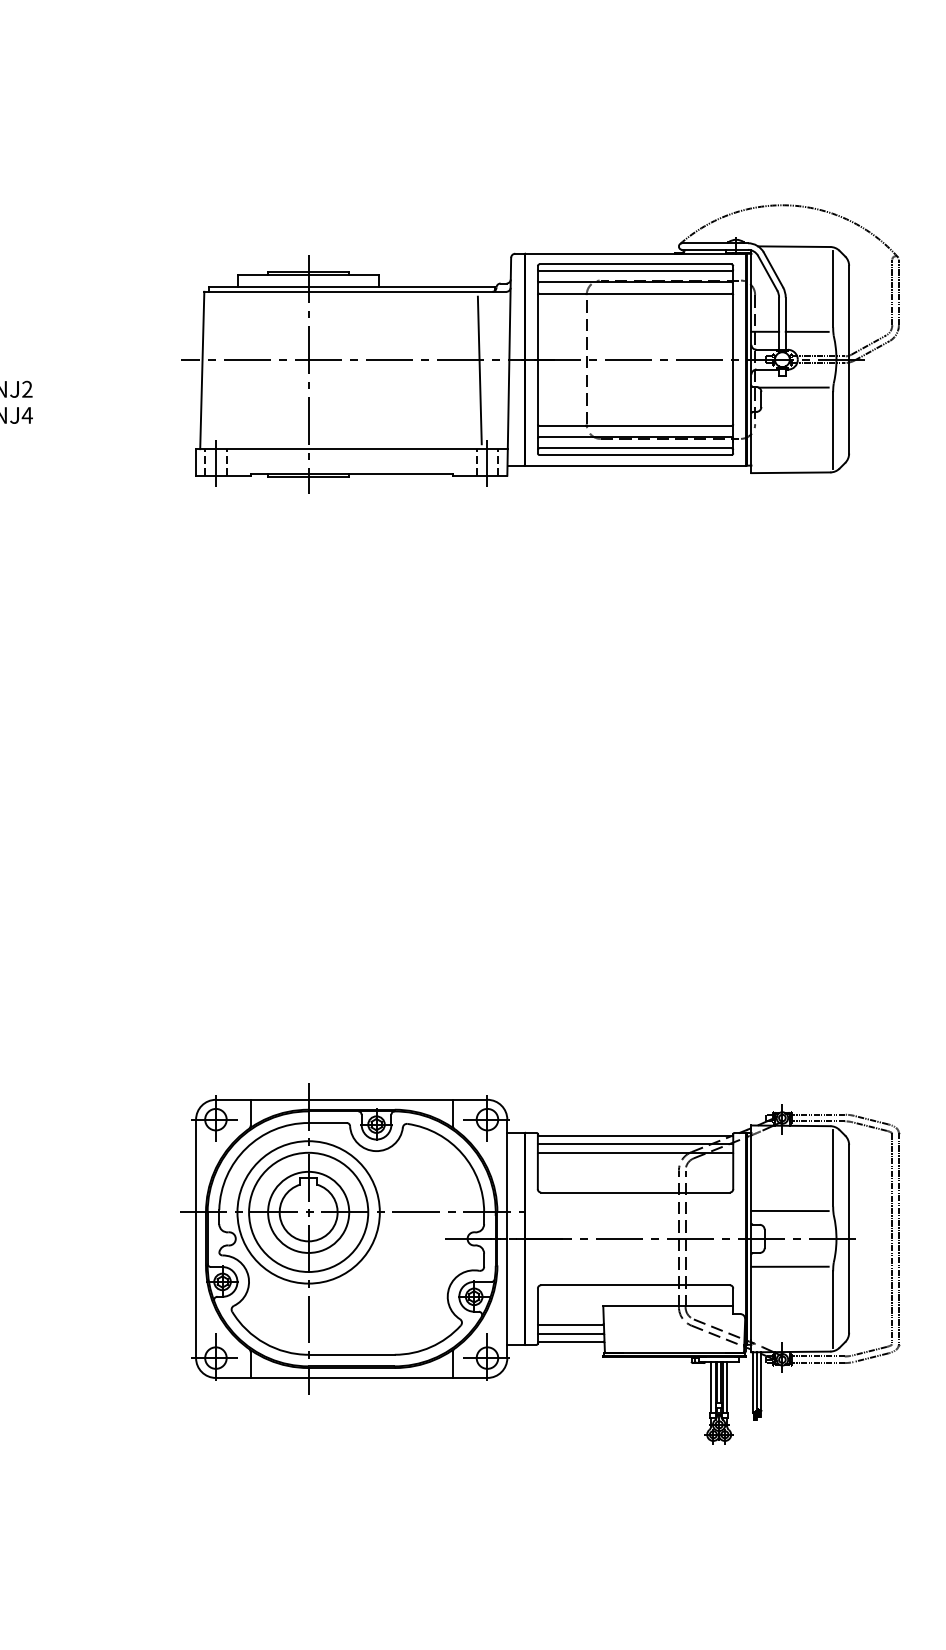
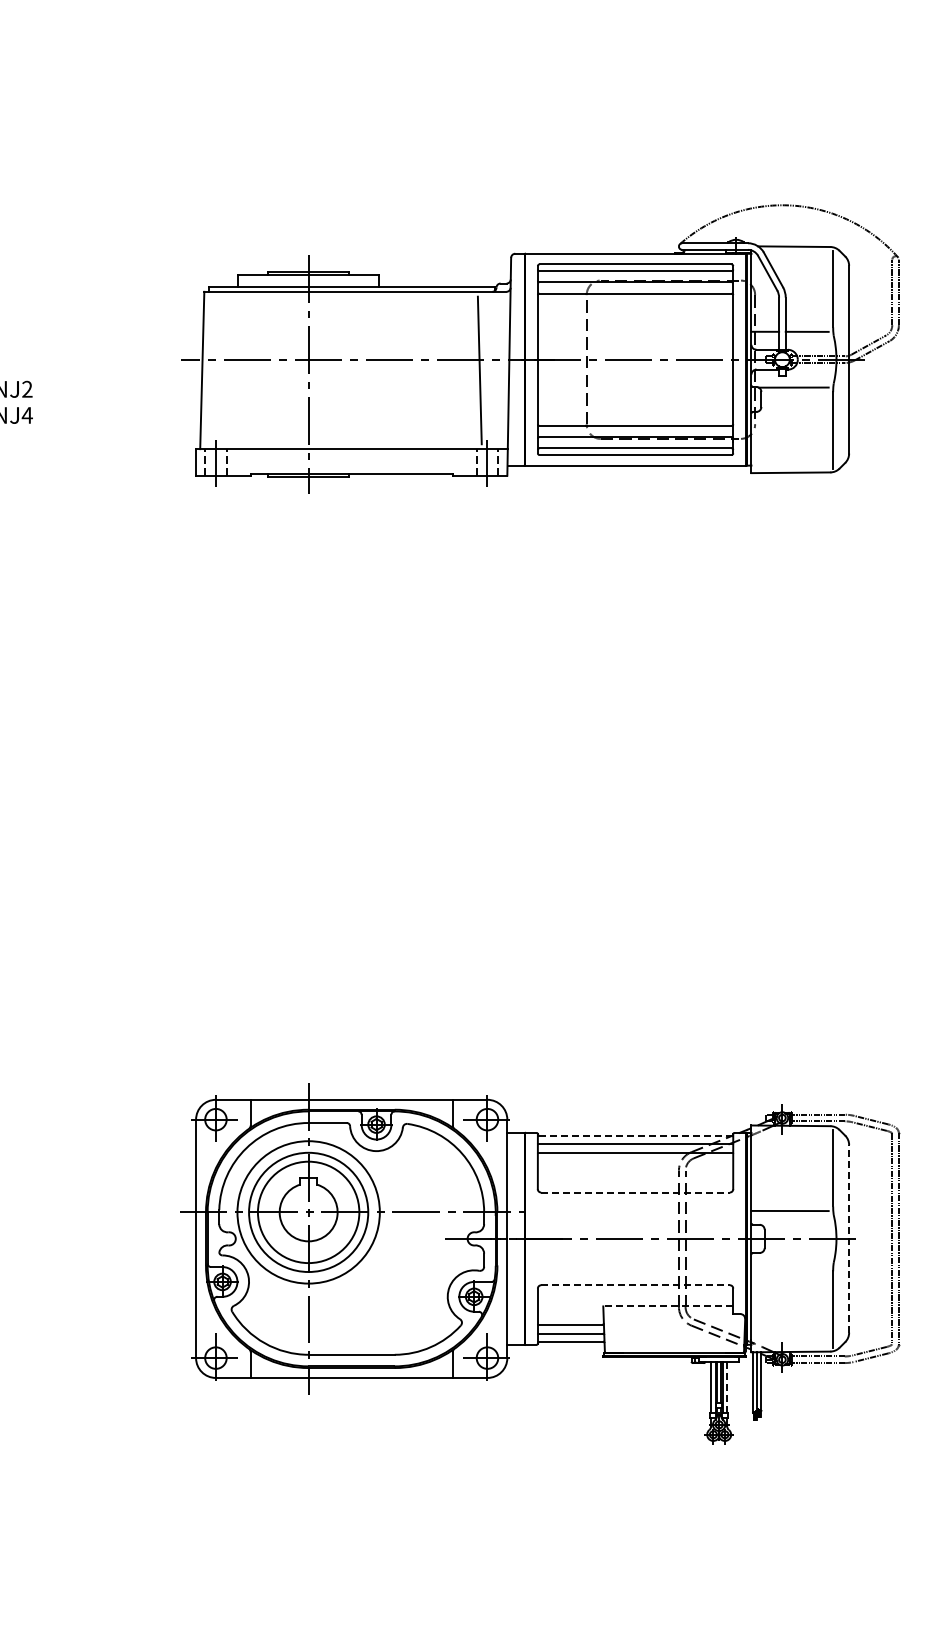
line: solid -> dashed (636, 1136)
line: solid -> dashed (636, 1192)
circle diameter: 81 px -> 101 px (308, 1212)
line: solid -> dashed (849, 1238)
line: present -> none (789, 1266)
line: solid -> dashed (636, 1285)
line: solid -> dashed (668, 1306)
line: solid -> dashed (727, 1387)
